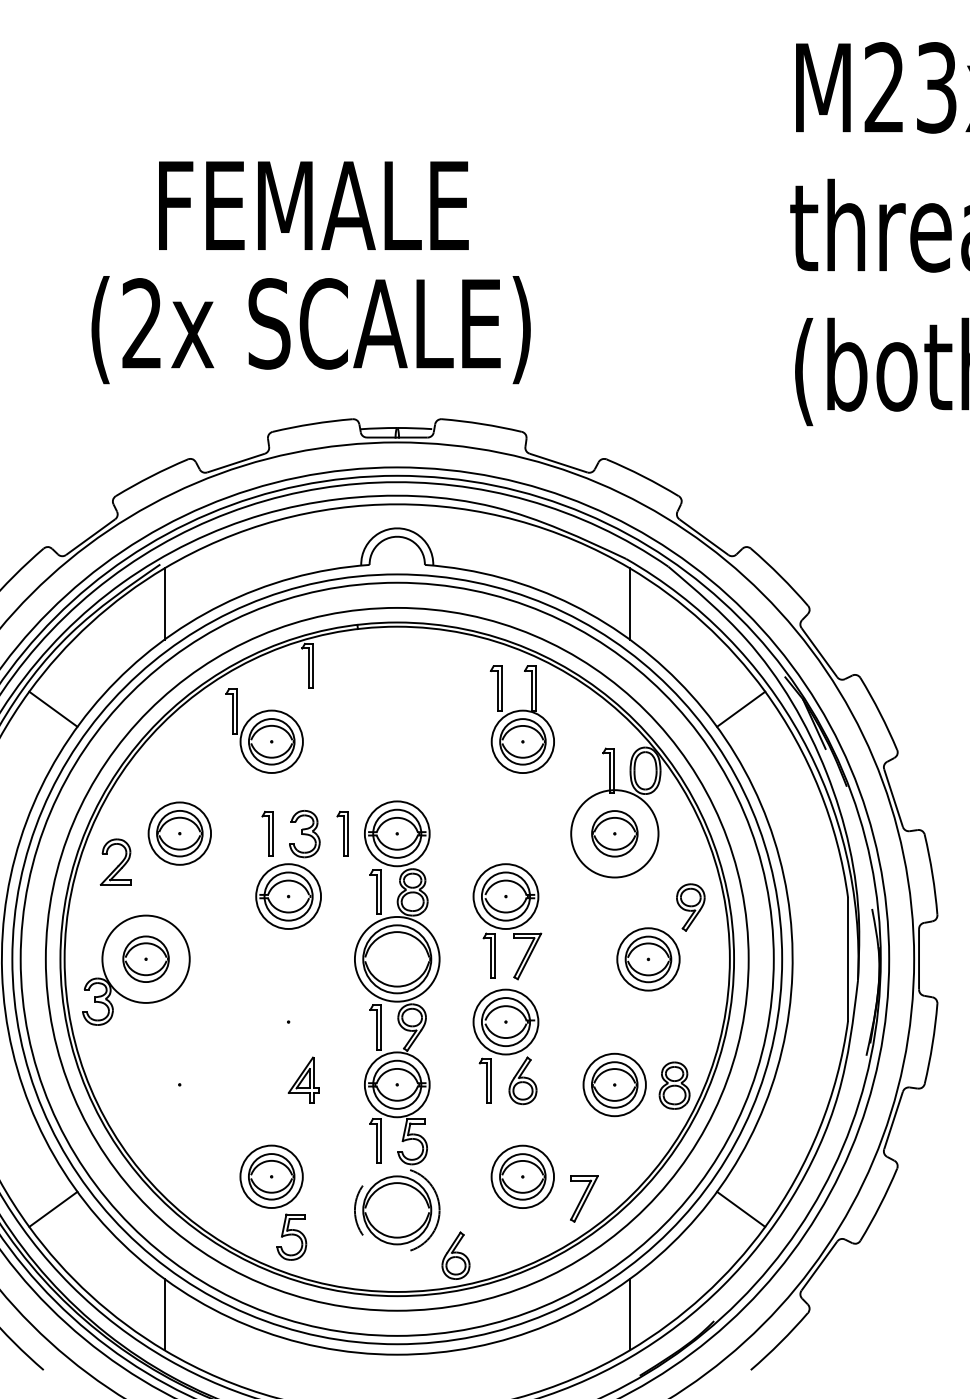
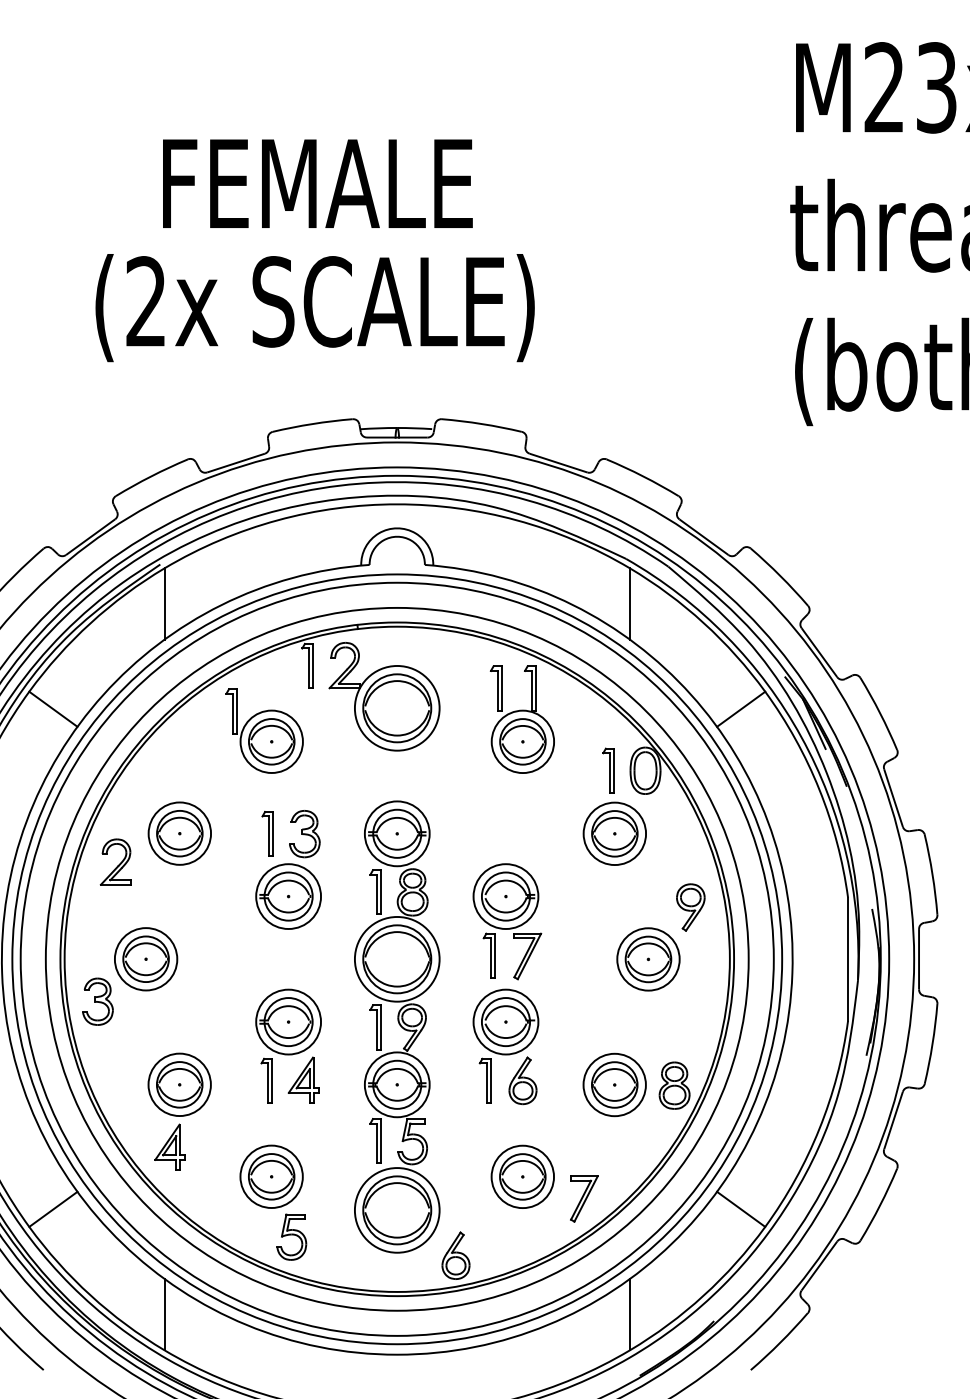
text position: (310, 272) -> (314, 250) (314, 250)
part: none -> present (384, 696)
part: present -> none (342, 833)
circle diameter: 87 px -> 62 px (614, 833)
circle diameter: 87 px -> 62 px (145, 959)
part: none -> present (288, 1045)
part: none -> present (179, 1111)
circle: dashed -> solid (396, 1210)
